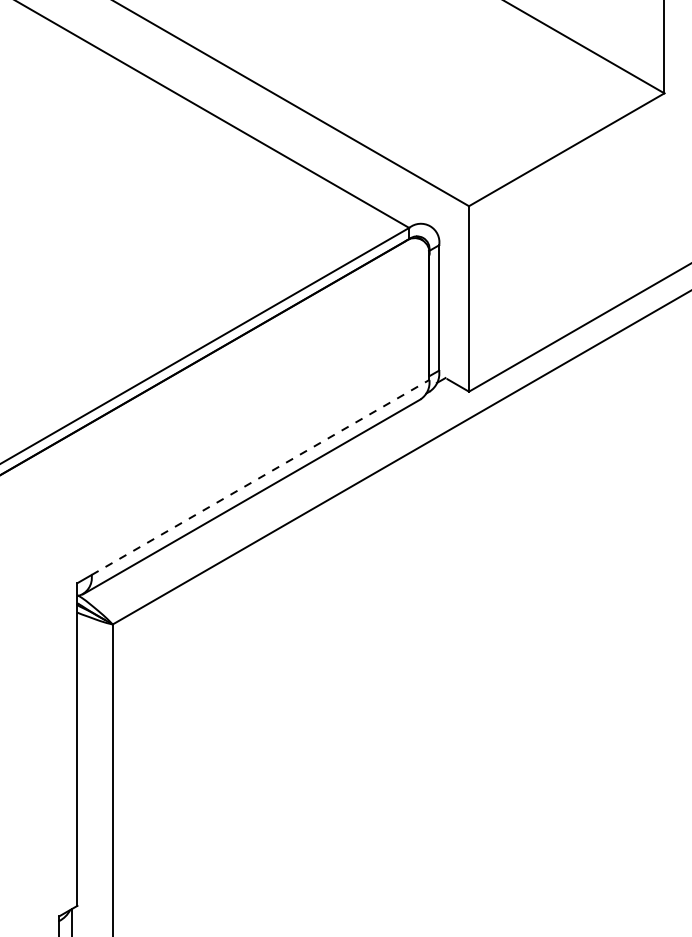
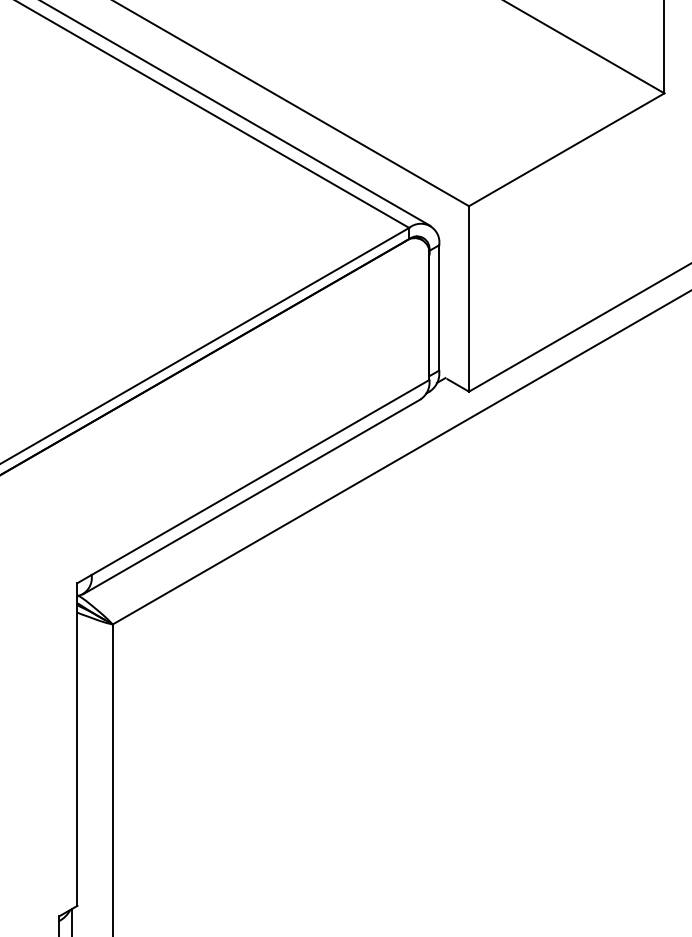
line: none -> present (236, 113)
line: dashed -> solid (260, 477)
